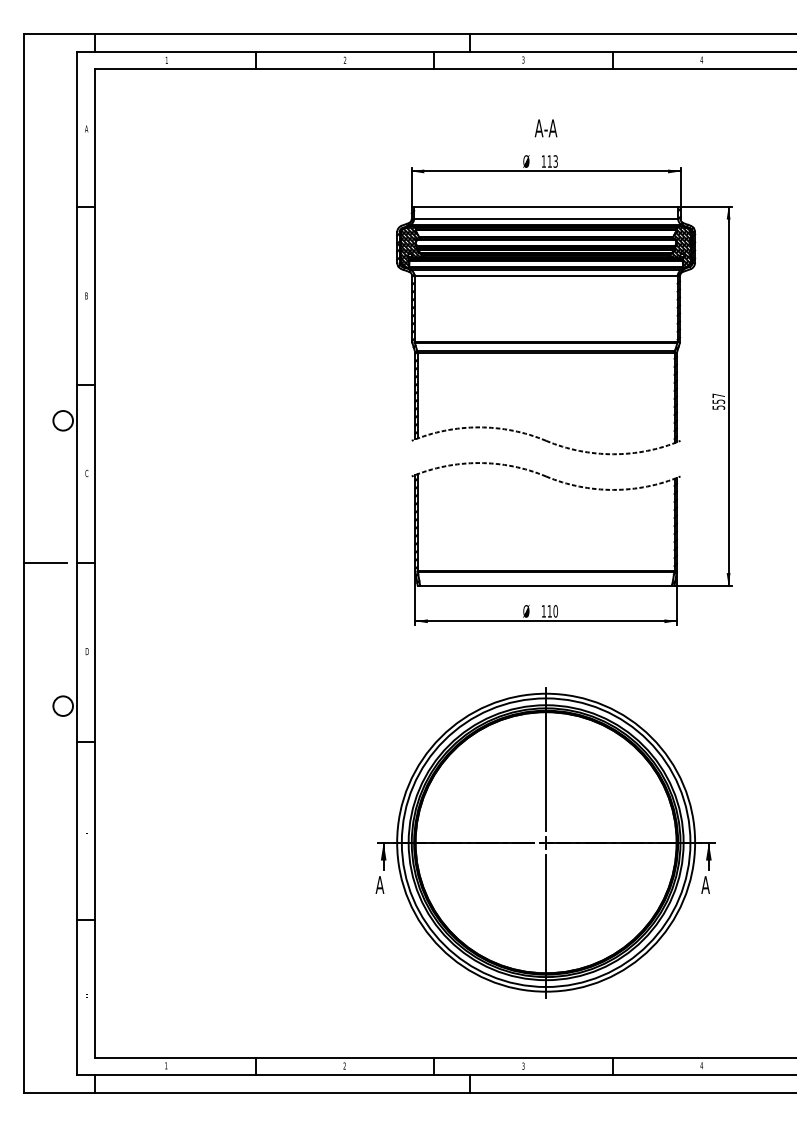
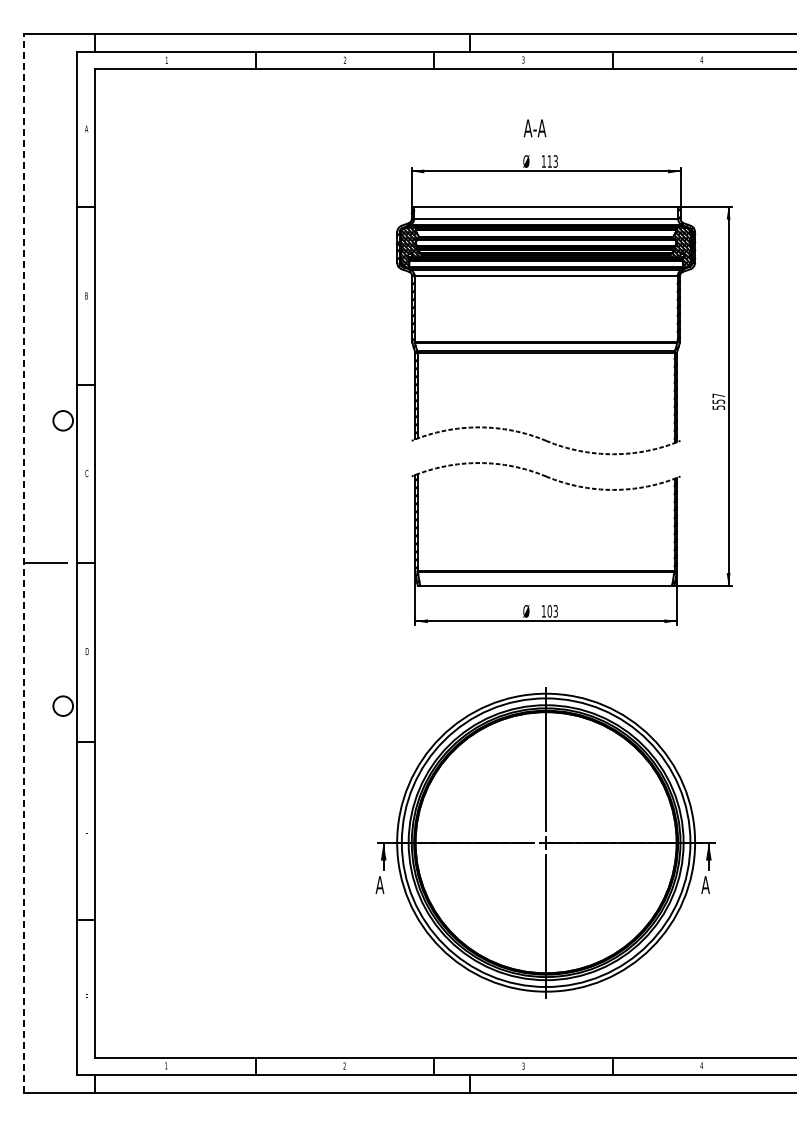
text position: (545, 128) -> (534, 128) (534, 128)
line: solid -> dashed (23, 563)
text: 110 -> 103 (552, 611)
